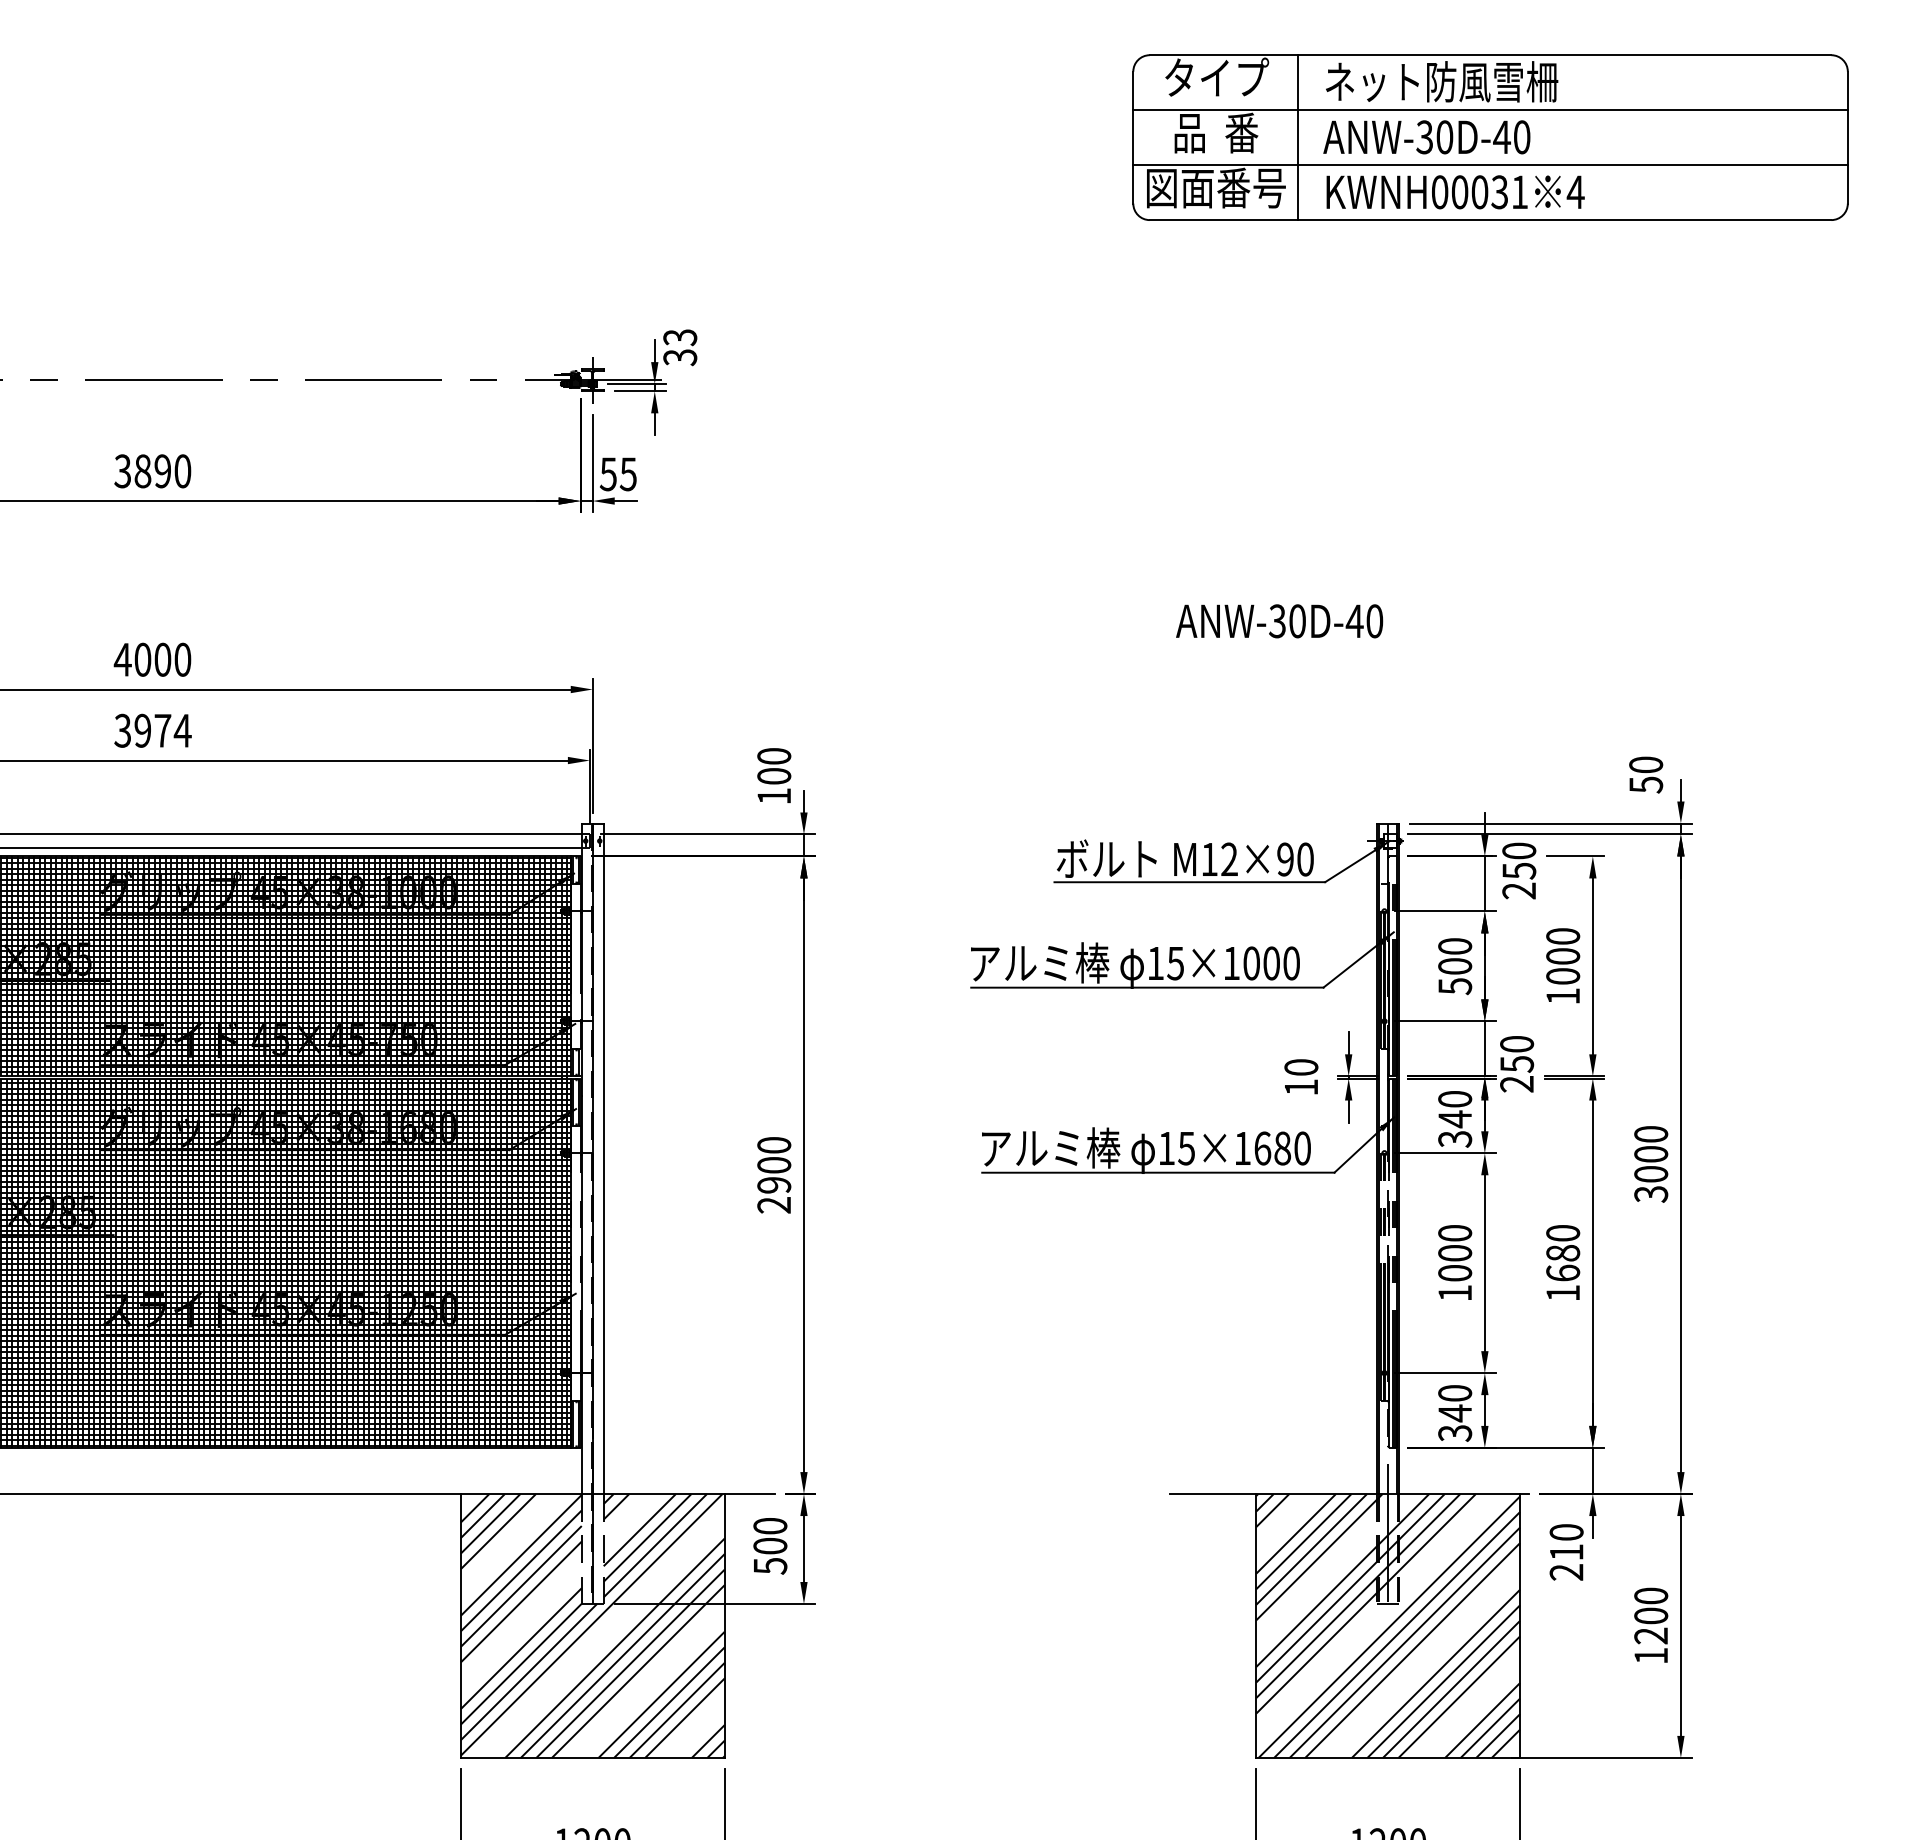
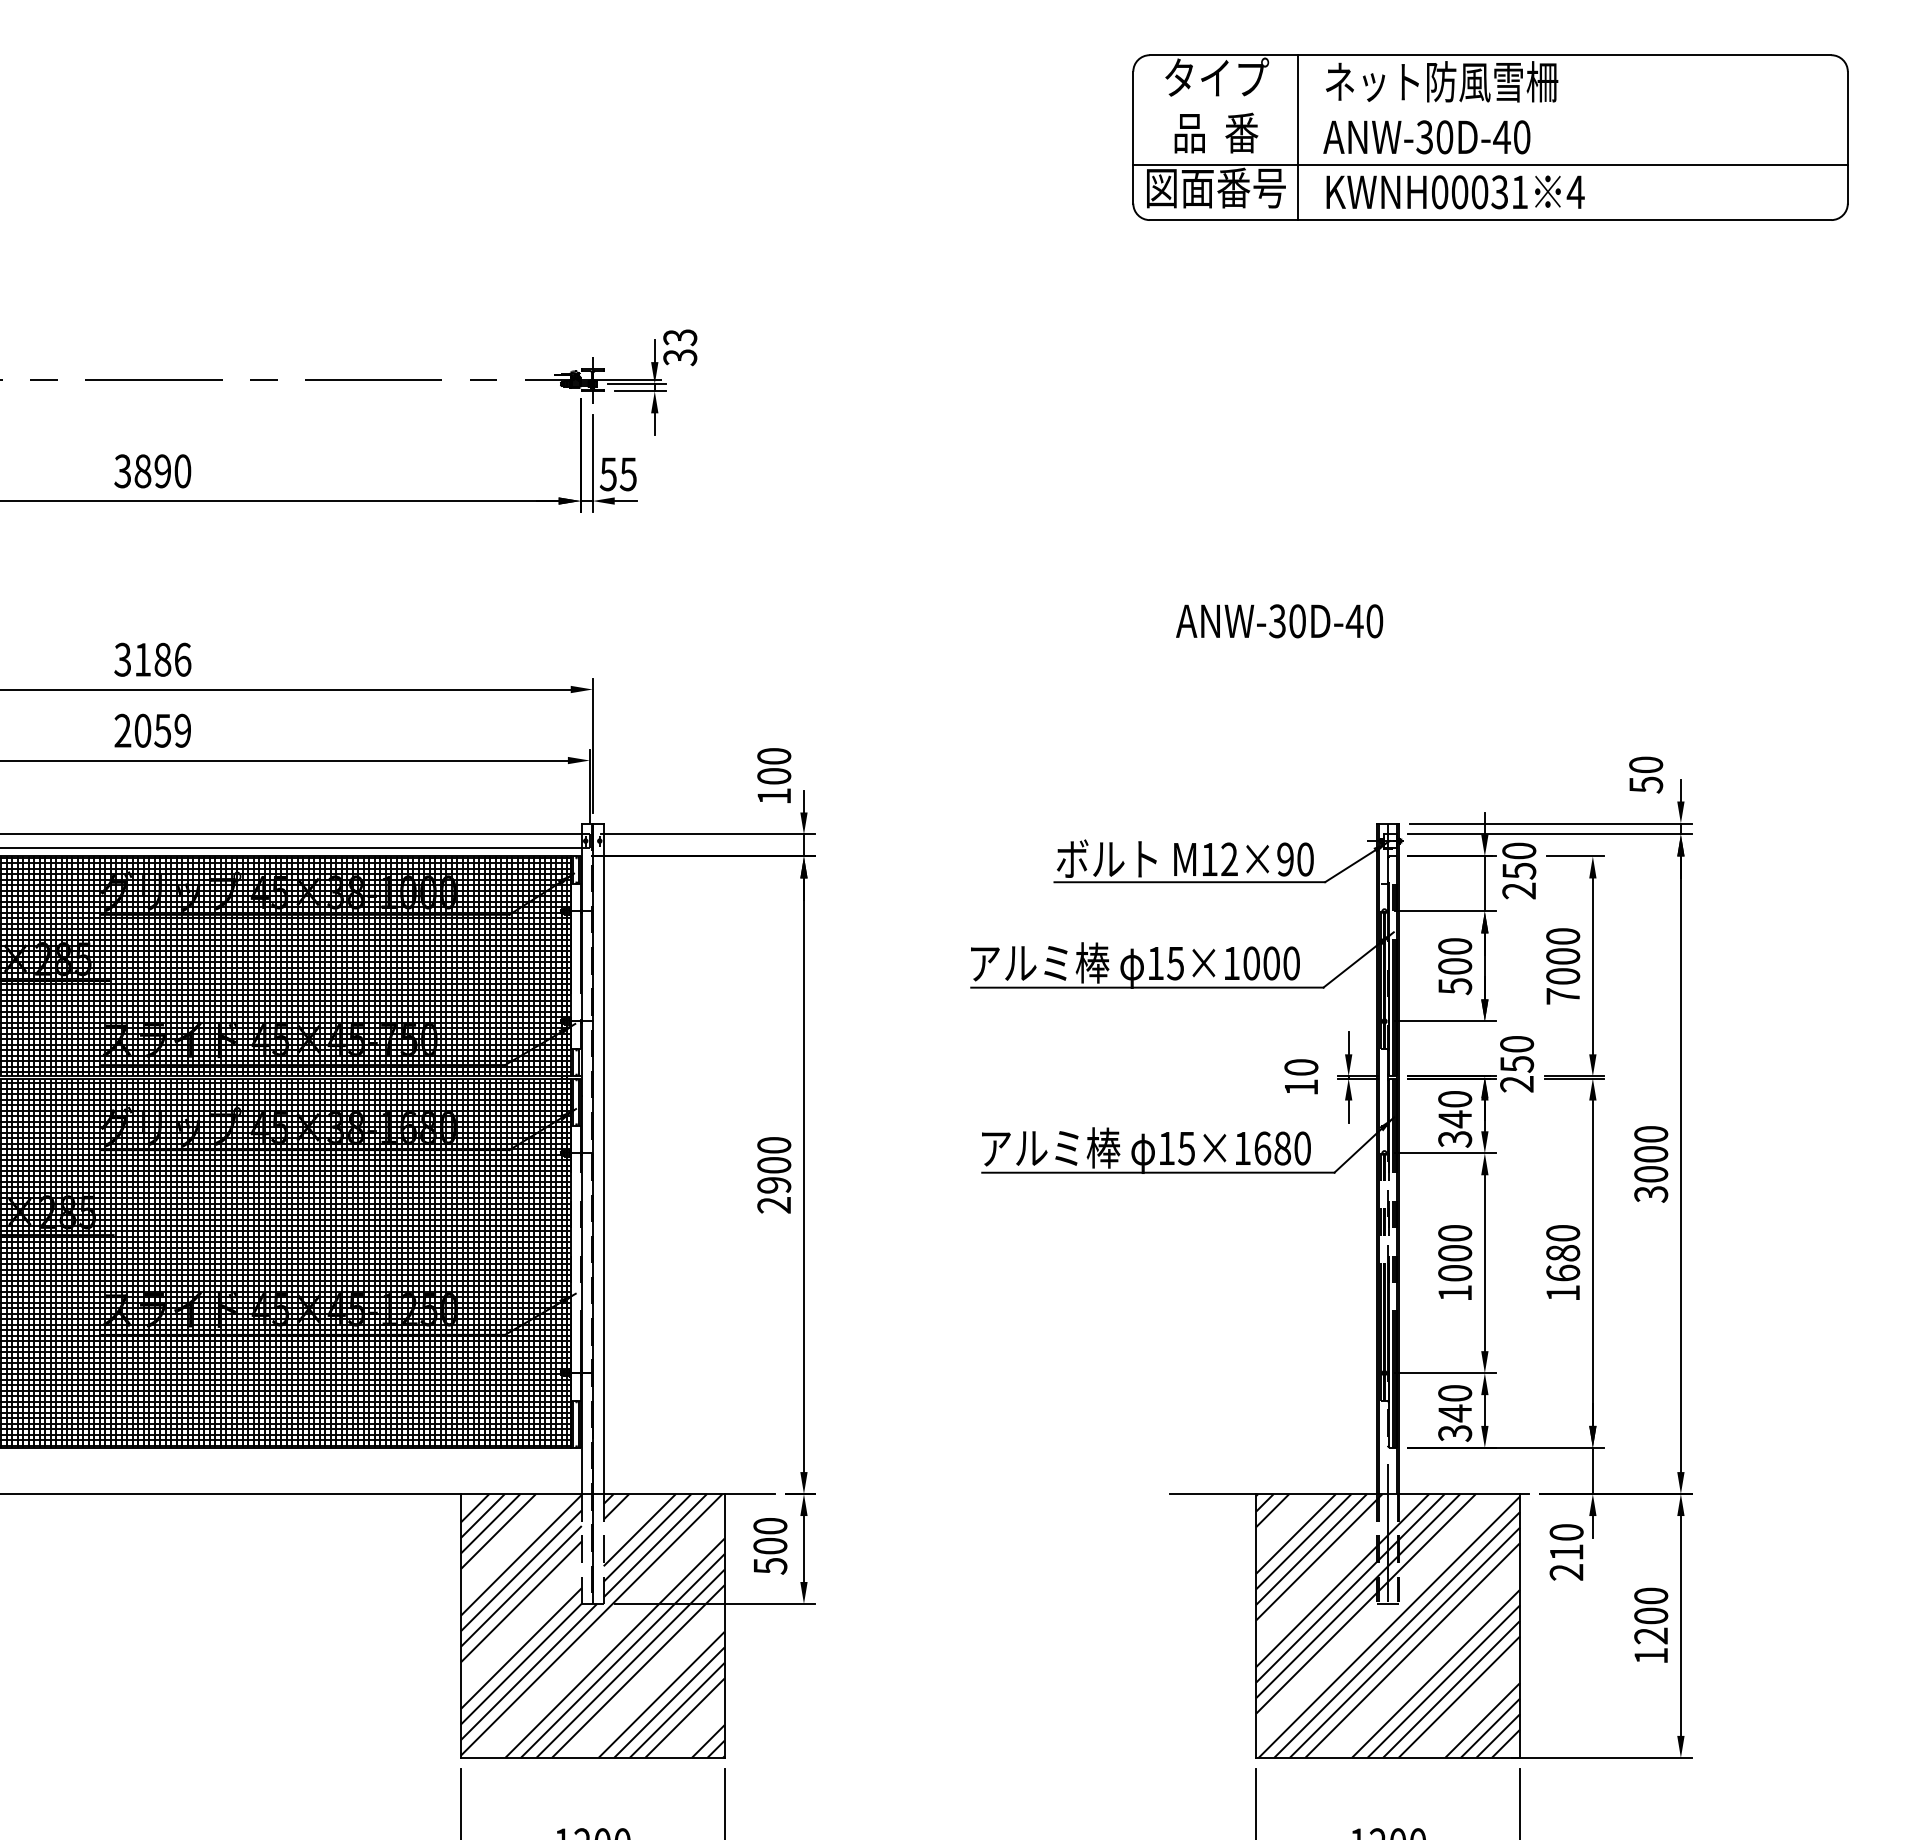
line: present -> none (1490, 110)
text: 4000 -> 3186 (152, 659)
text: 3974 -> 2059 (152, 730)
text: 1000 -> 7000 (1562, 996)
line: present -> none (1484, 1048)
